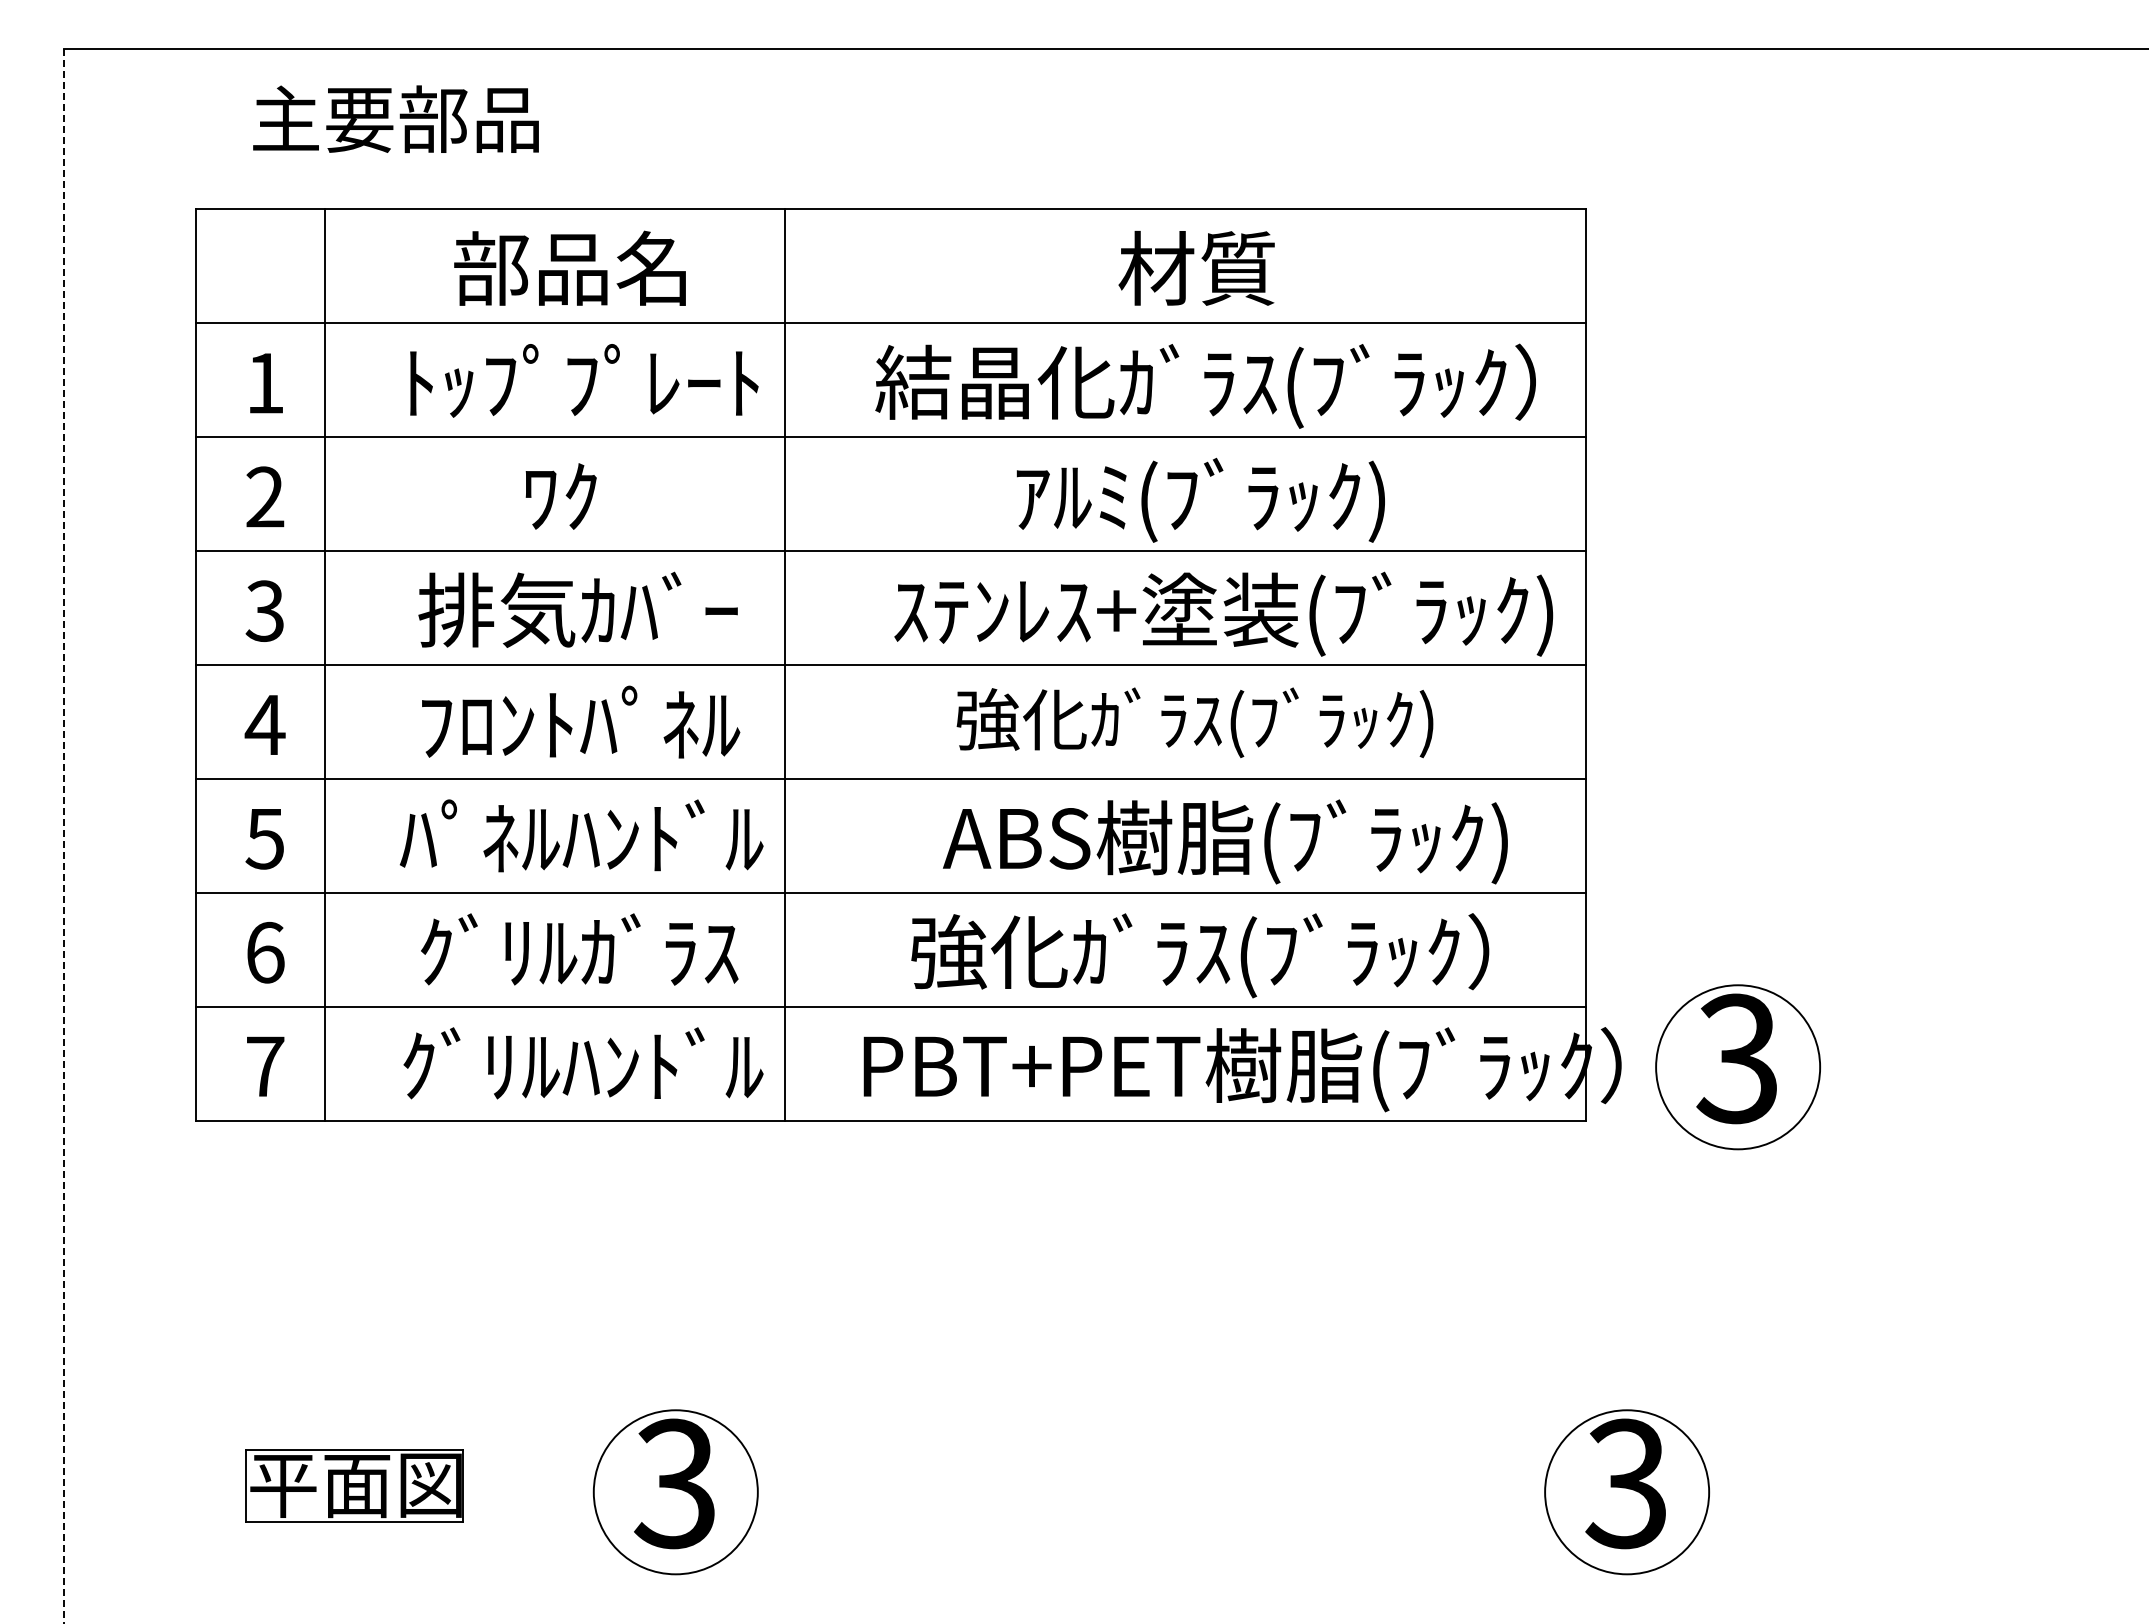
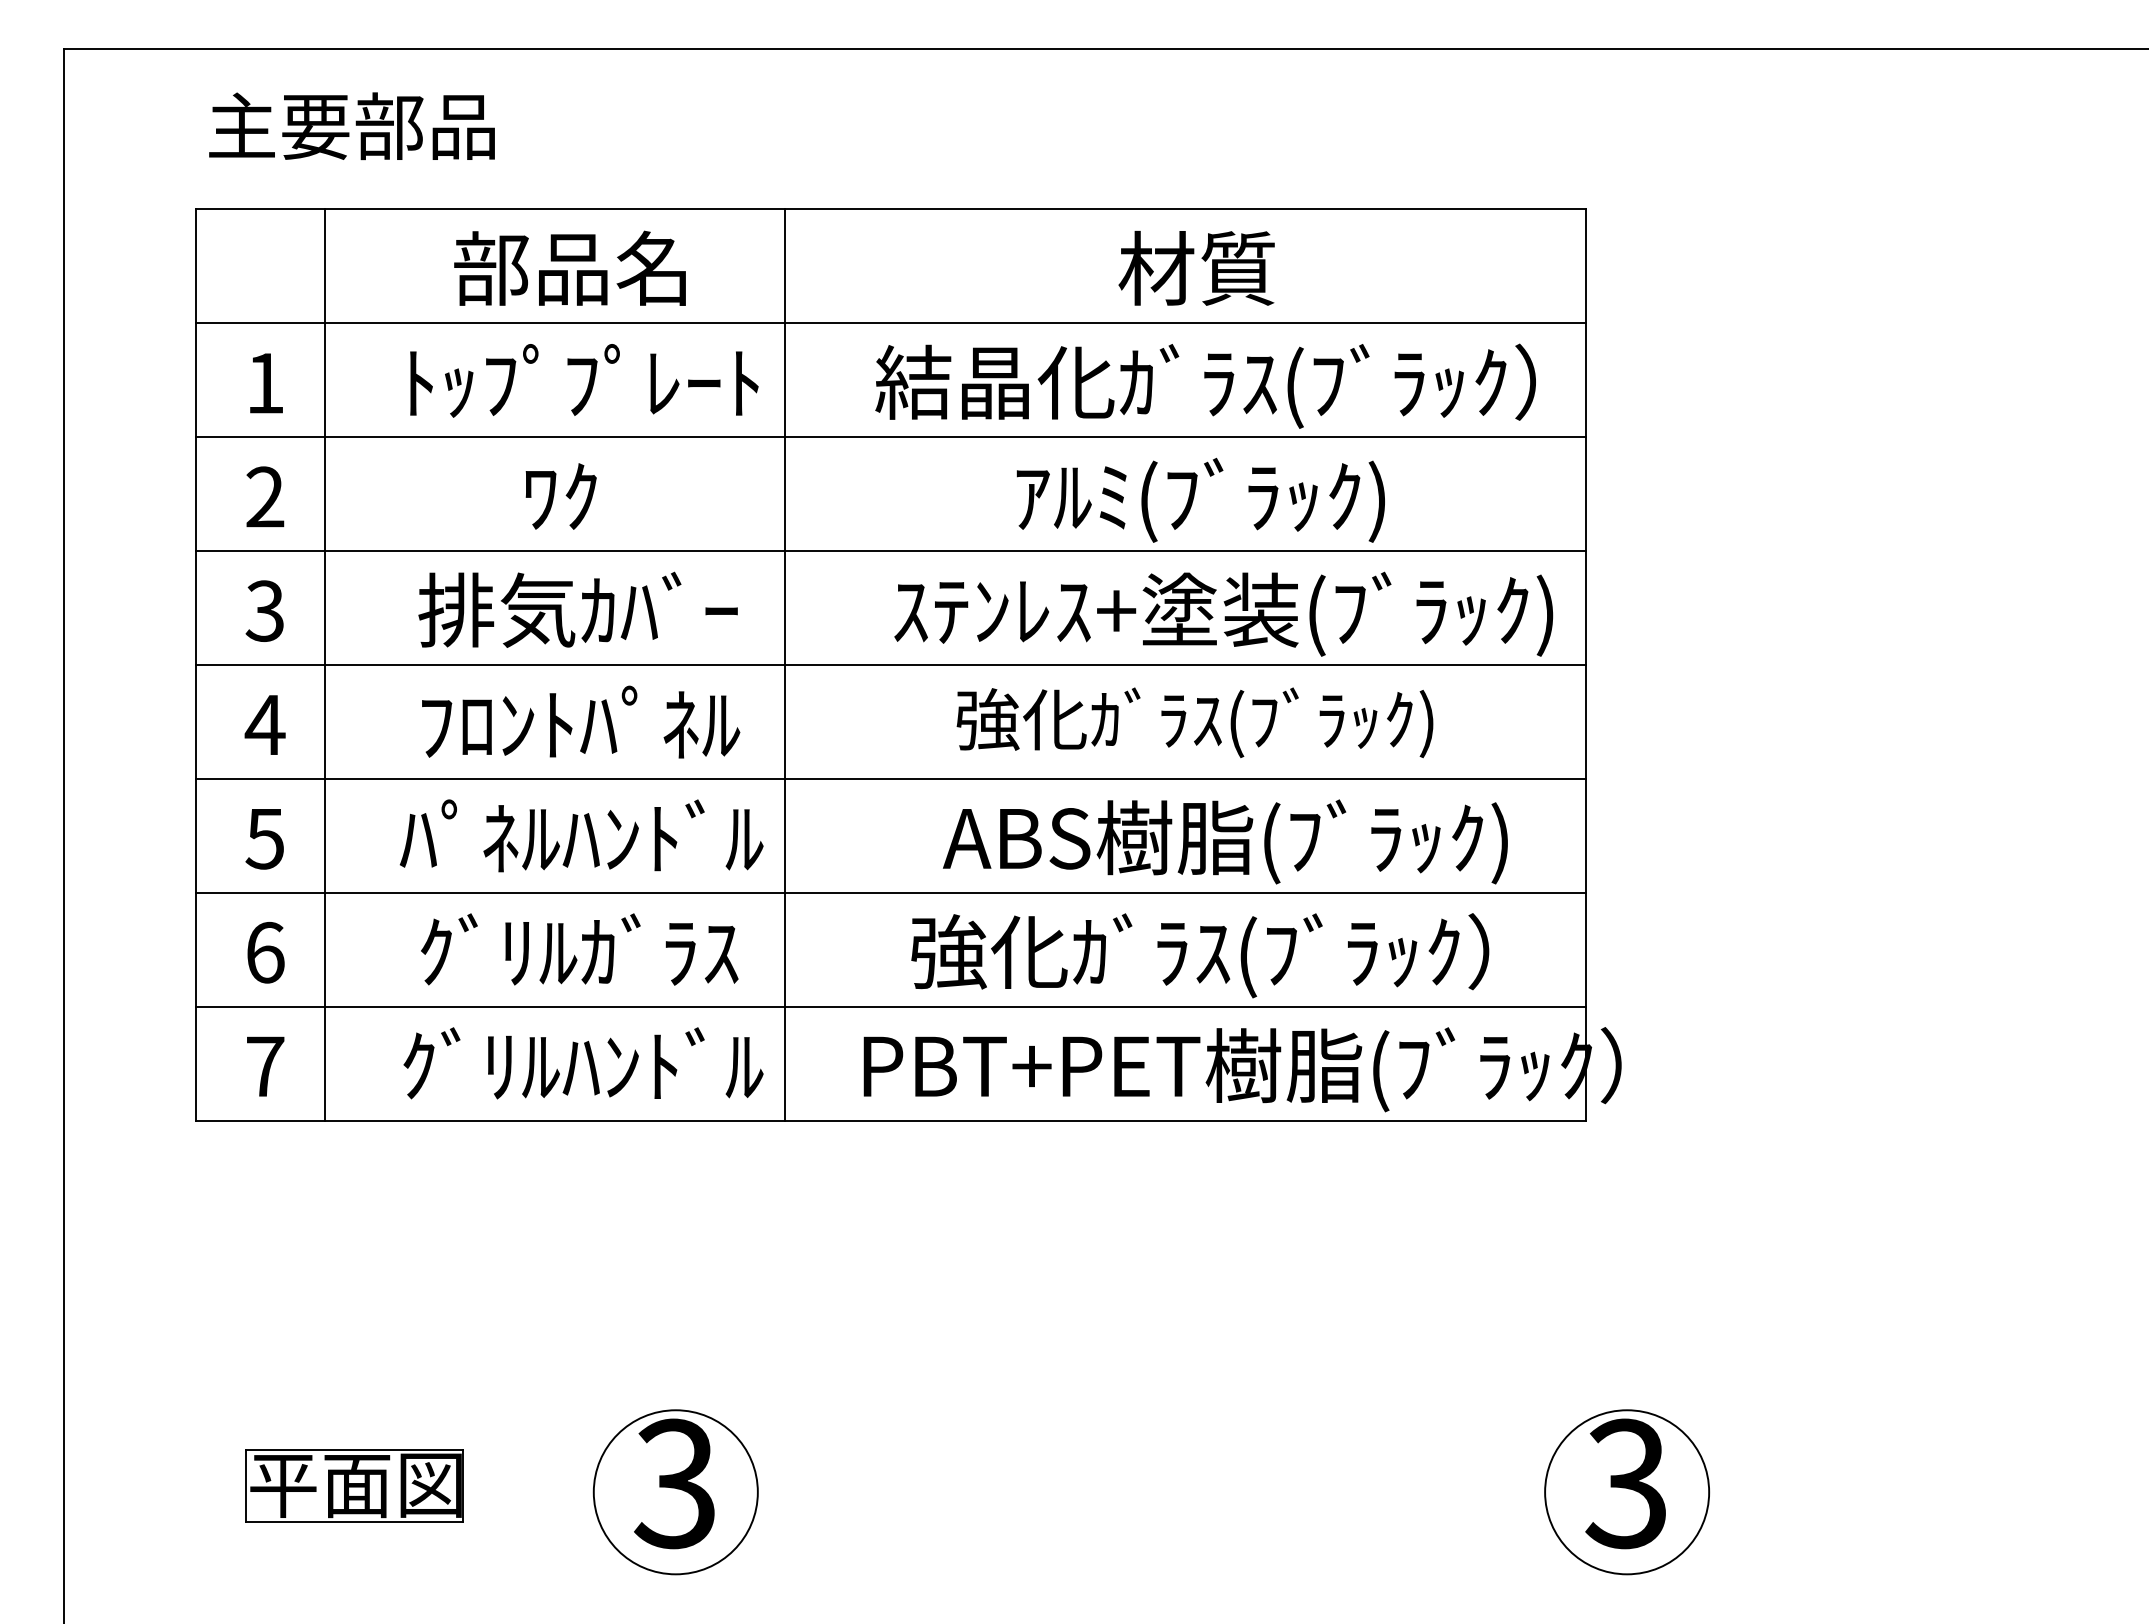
text position: (395, 119) -> (351, 126) (351, 126)
line: dashed -> solid (64, 836)
part: present -> none (1737, 1067)
